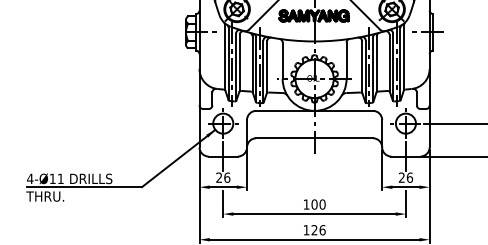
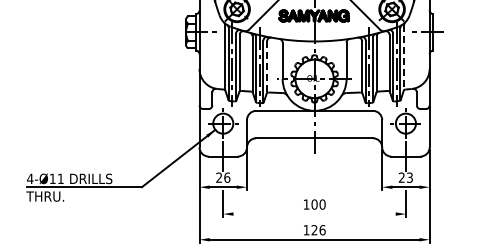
line: solid -> dashed (404, 57)
line: solid -> dashed (267, 67)
line: present -> none (454, 123)
line: present -> none (453, 156)
text: 26 -> 23 (409, 177)
line: present -> none (314, 214)
